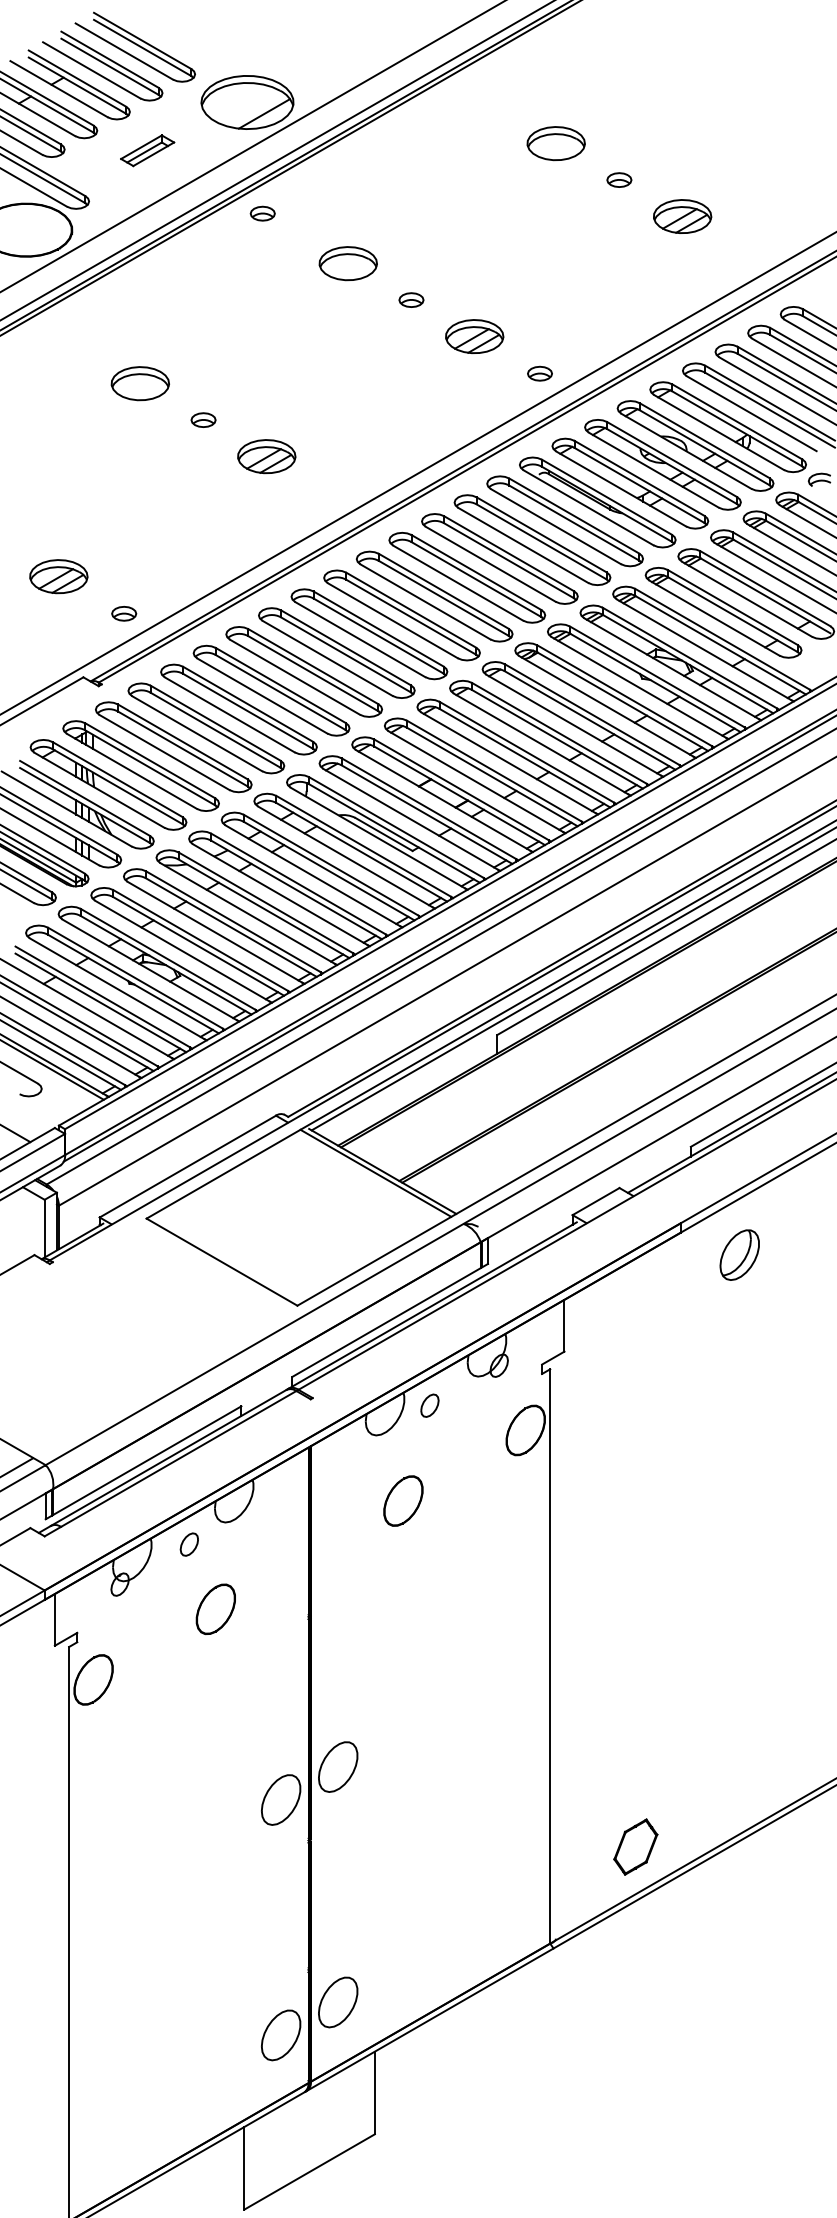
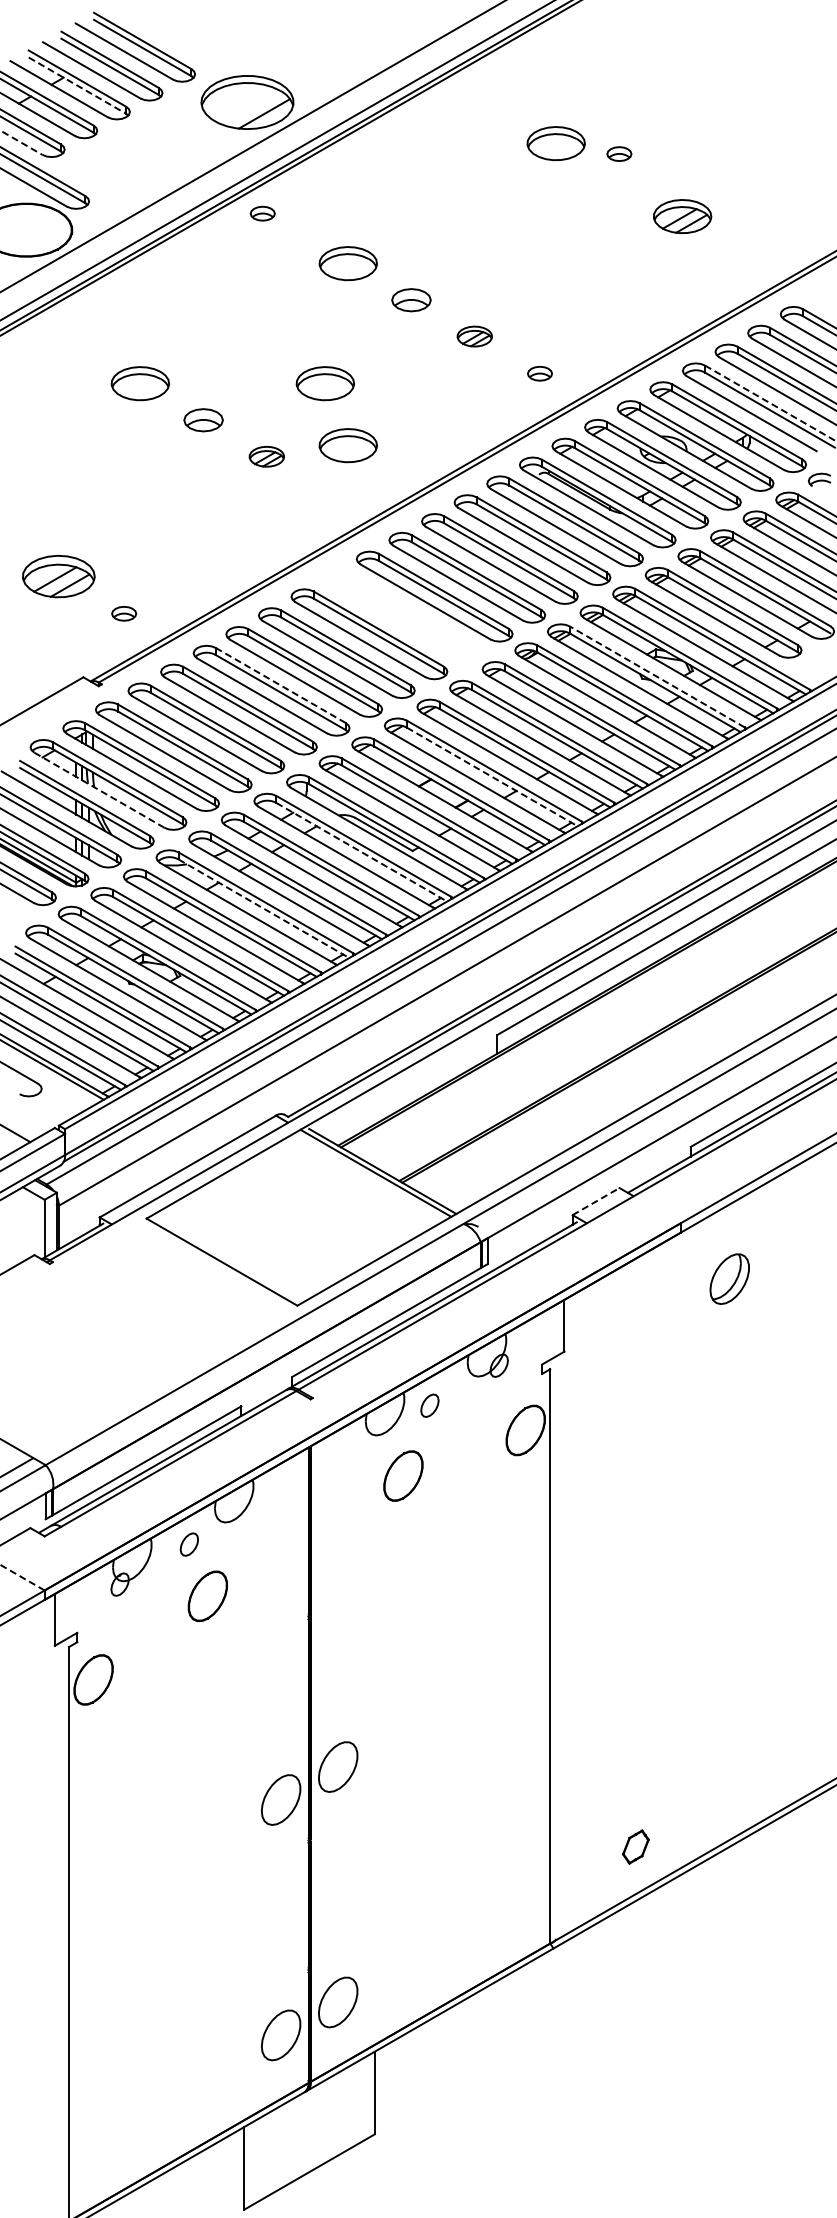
line: solid -> dashed (77, 85)
line: solid -> dashed (21, 143)
part: present -> none (147, 150)
part position: (619, 179) -> (619, 153) (619, 153)
part size: 27x16 px -> 41x25 px (411, 300)
part size: 60x35 px -> 37x23 px (474, 336)
part: none -> present (324, 383)
line: solid -> dashed (769, 402)
part size: 27x16 px -> 41x25 px (203, 420)
part: none -> present (347, 445)
part size: 60x36 px -> 37x23 px (266, 456)
line: present -> none (417, 473)
part size: 60x36 px -> 74x45 px (58, 576)
part: present -> none (401, 615)
line: solid -> dashed (657, 676)
line: solid -> dashed (280, 685)
line: solid -> dashed (492, 776)
line: solid -> dashed (99, 790)
line: solid -> dashed (361, 852)
line: solid -> dashed (263, 908)
line: present -> none (572, 979)
line: solid -> dashed (596, 1201)
part position: (739, 1254) -> (729, 1278) (729, 1278)
part position: (403, 1500) -> (403, 1475) (403, 1475)
line: solid -> dashed (22, 1577)
part position: (215, 1609) -> (207, 1596) (207, 1596)
part size: 46x58 px -> 29x36 px (635, 1846)
